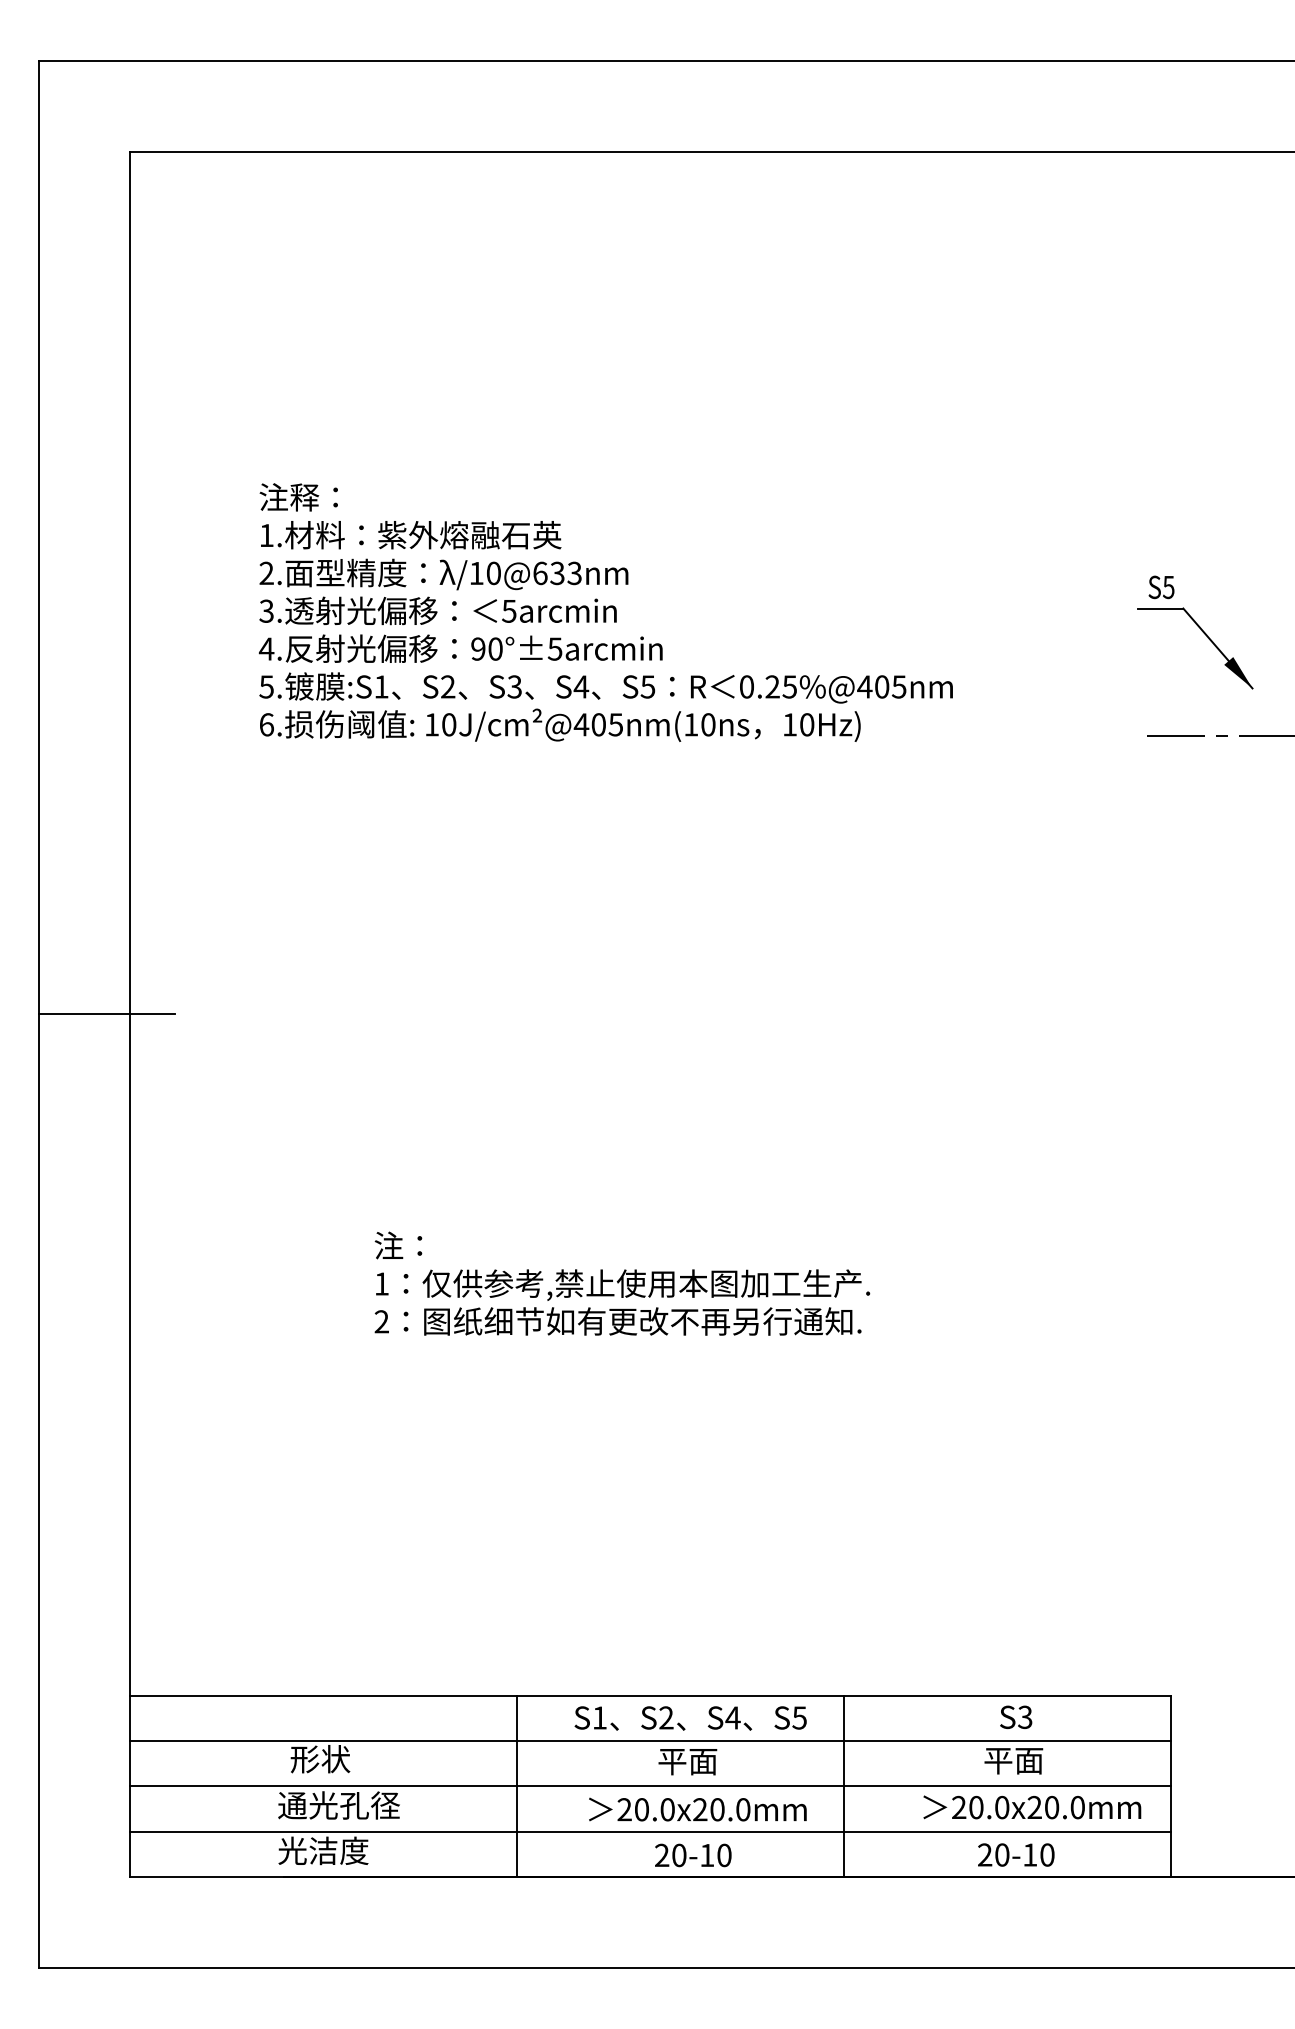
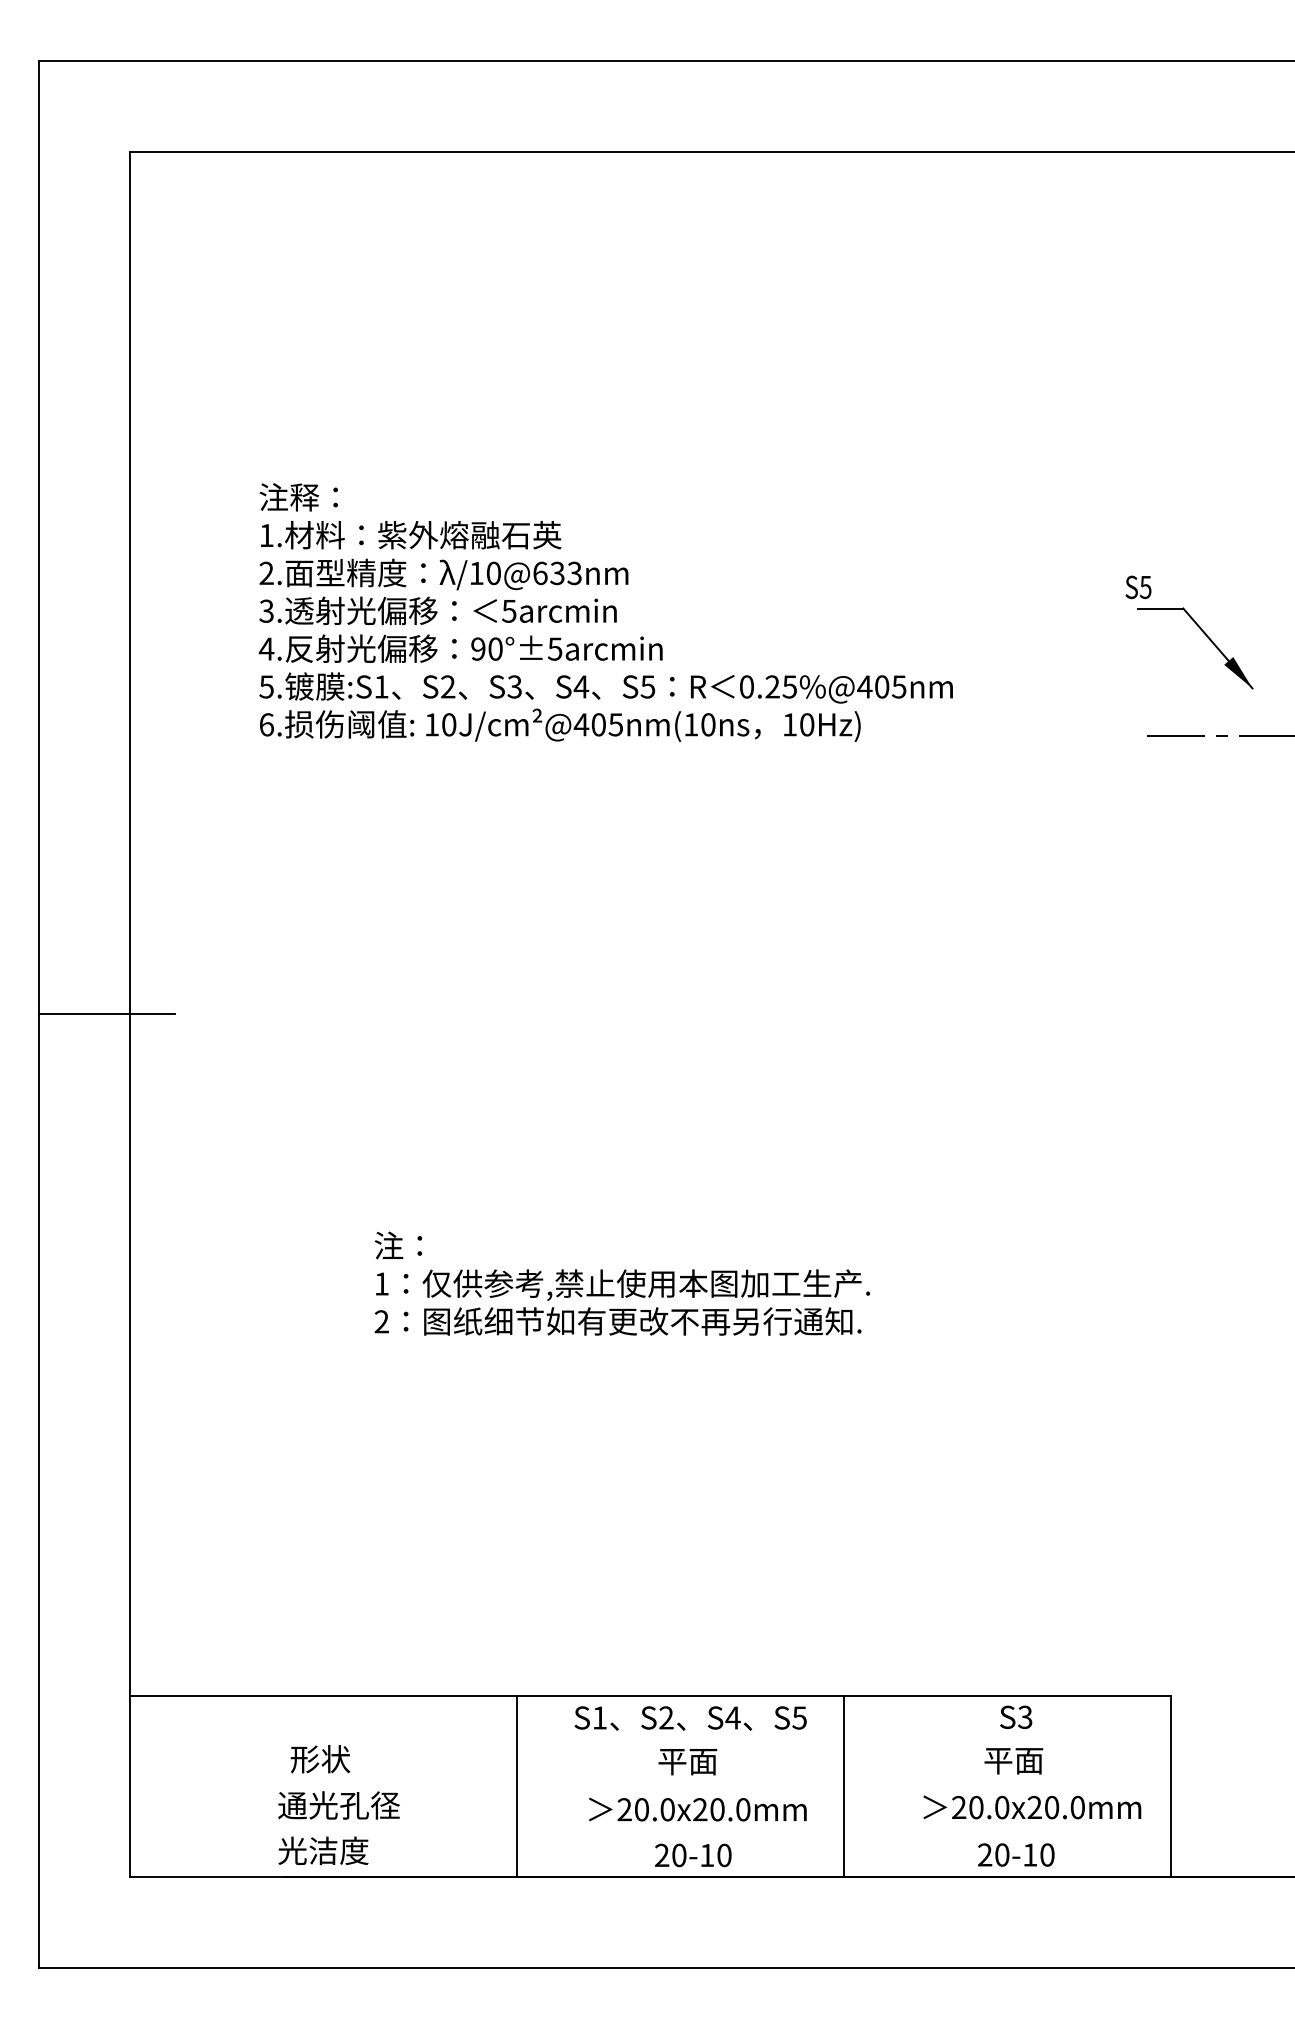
text position: (1161, 587) -> (1138, 587) (1138, 587)
line: present -> none (650, 1741)
line: present -> none (650, 1786)
line: present -> none (650, 1831)
